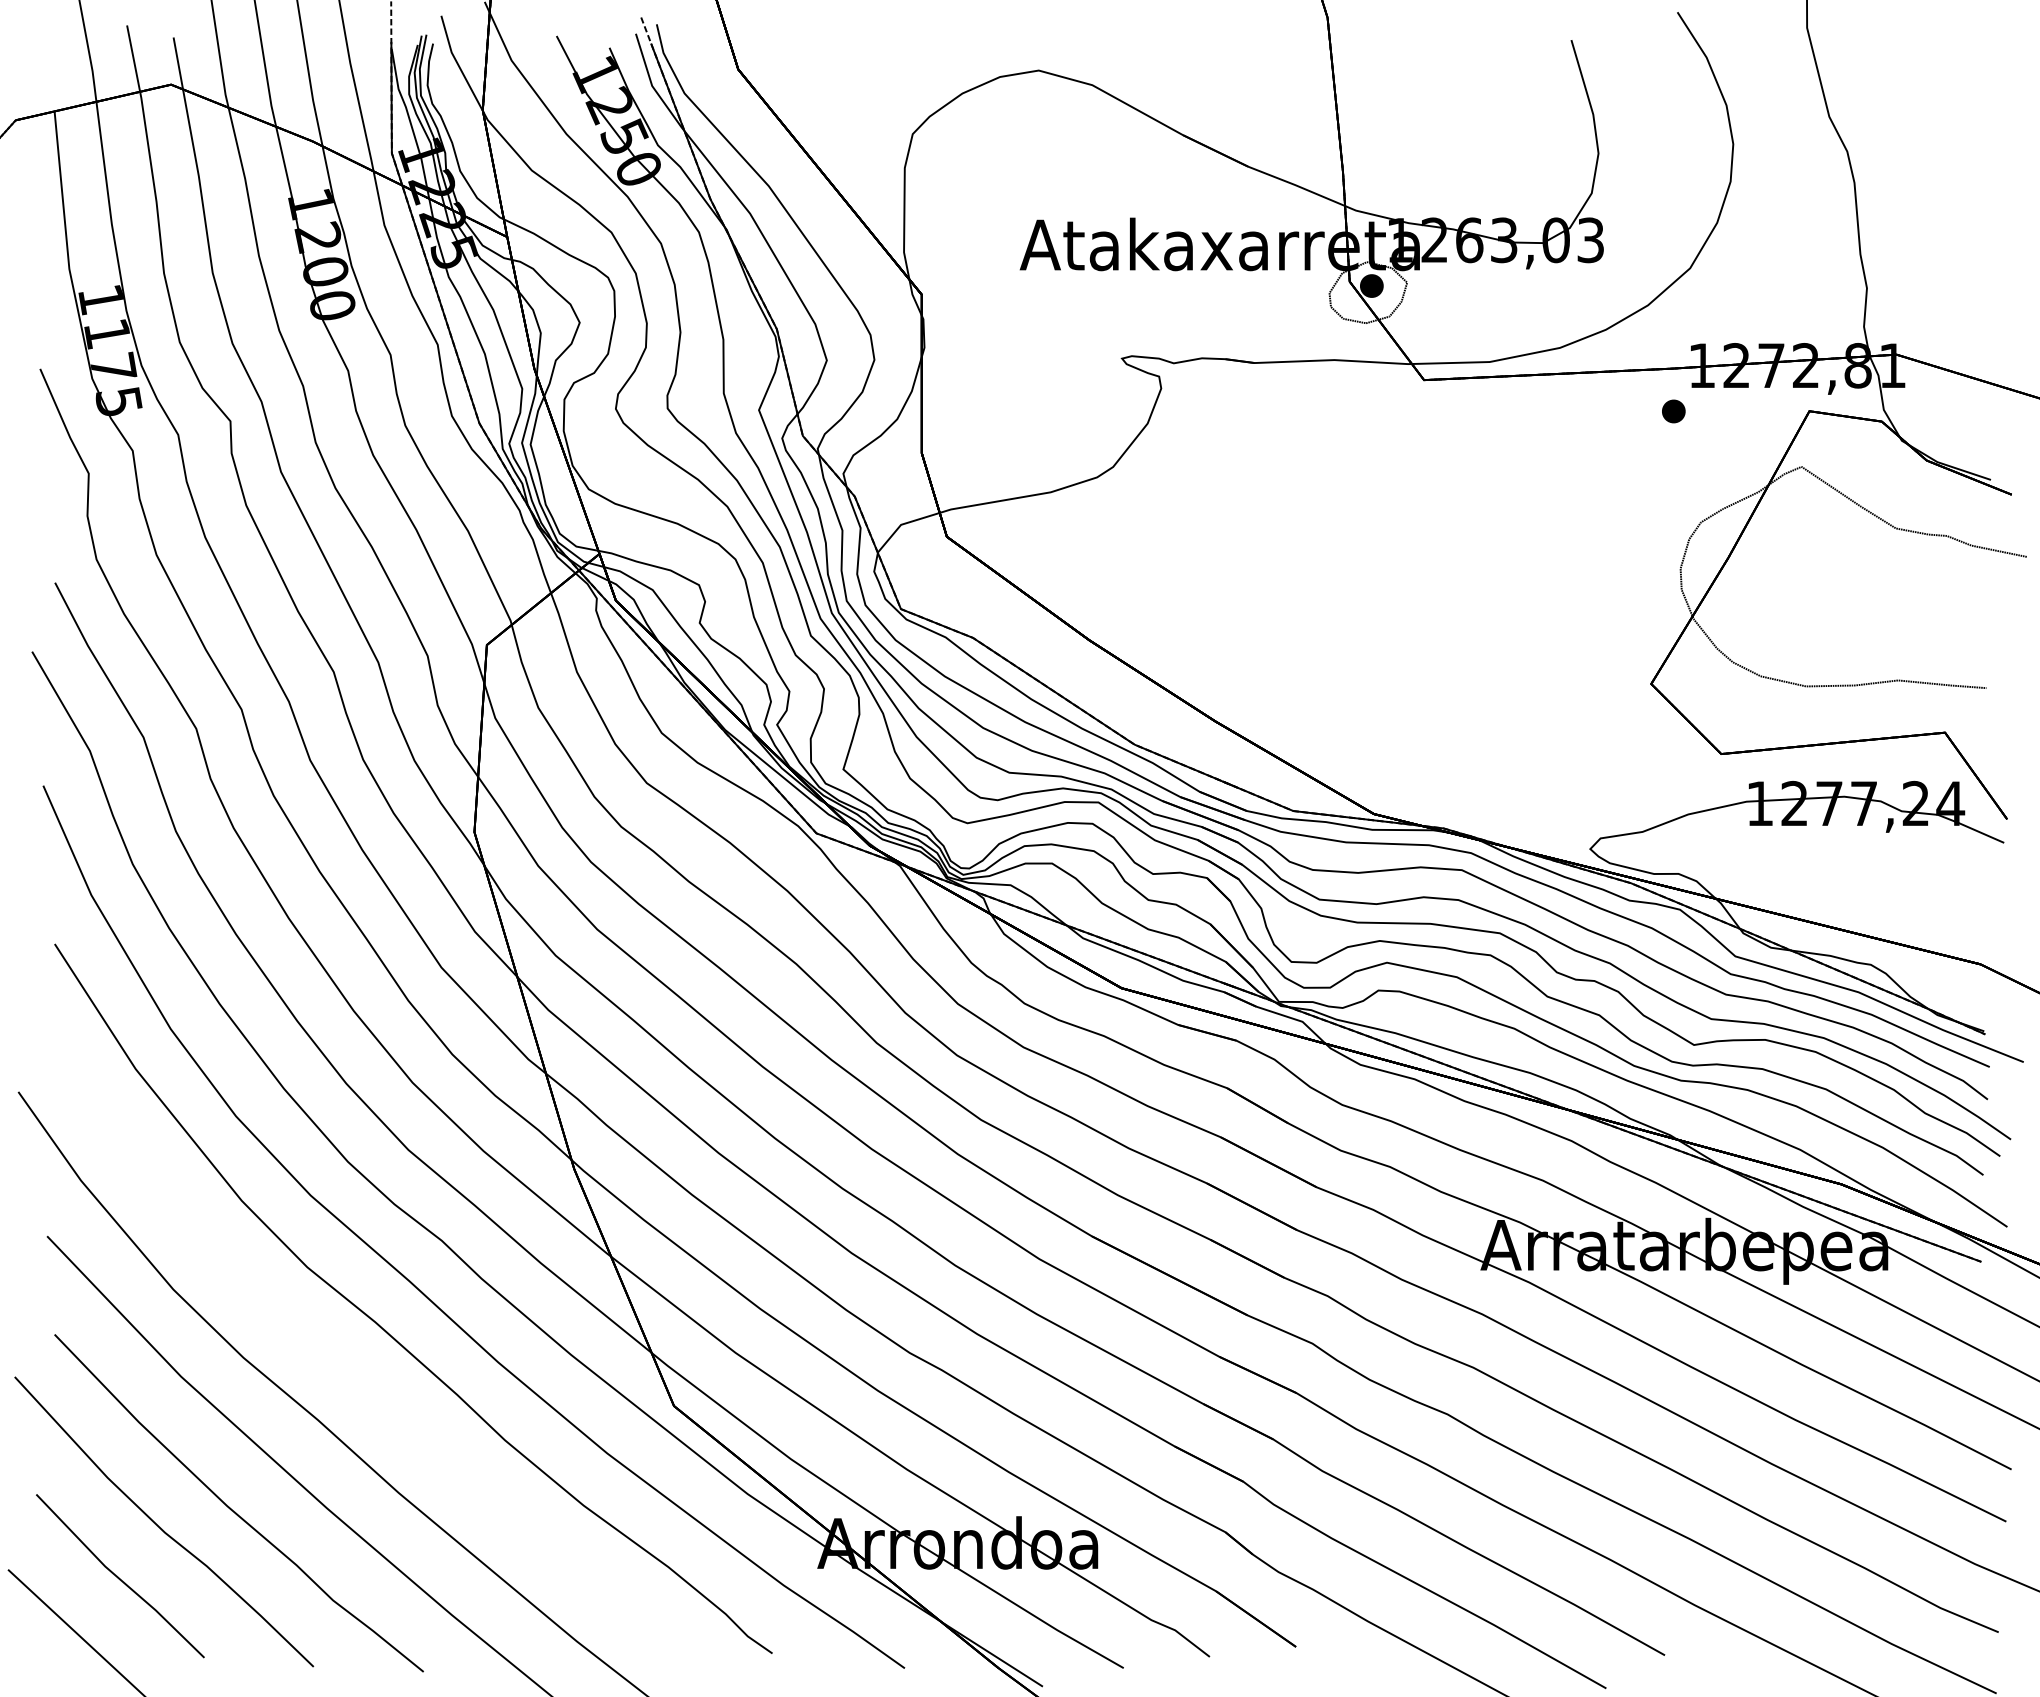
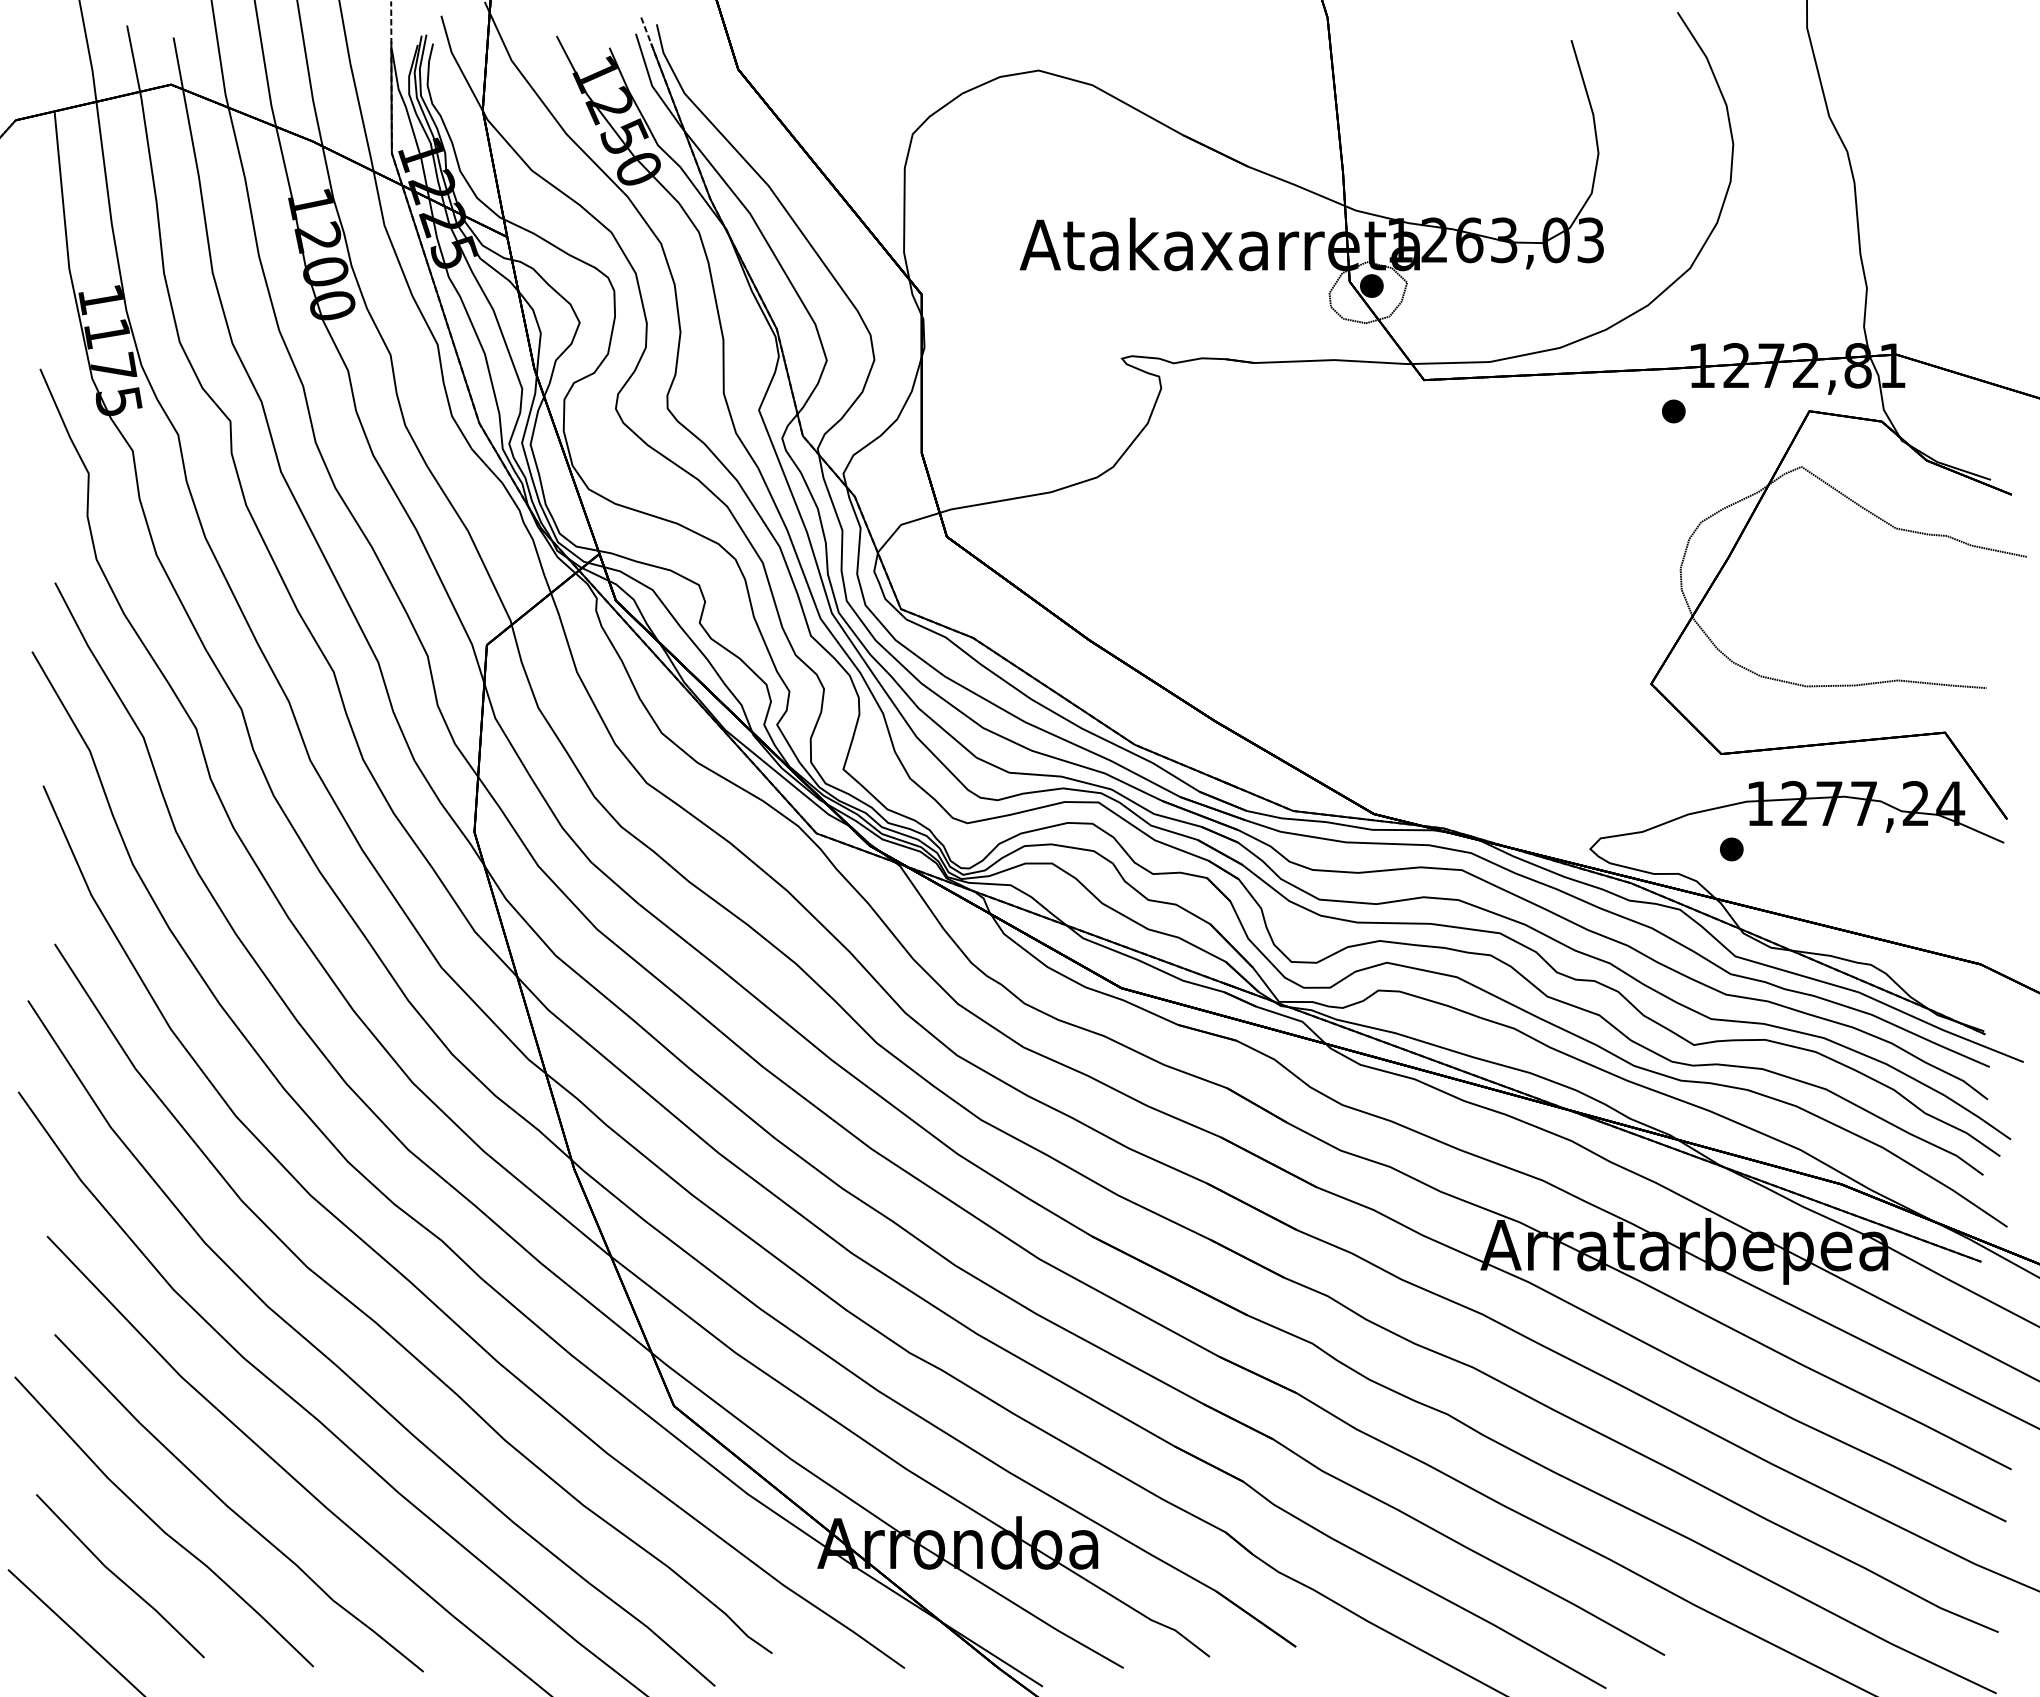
part: none -> present (1731, 849)
part: none -> present (343, 1370)
